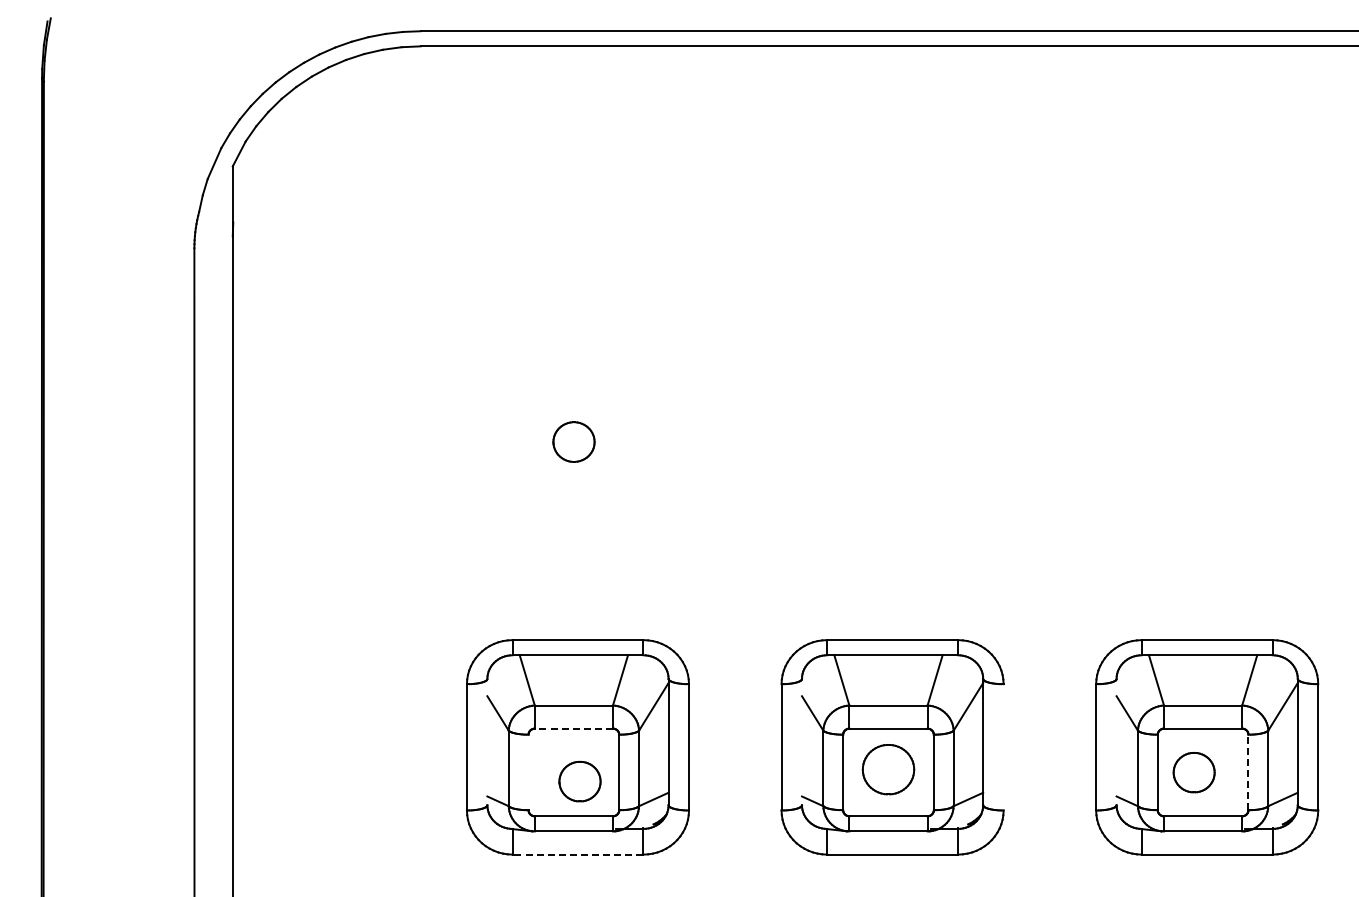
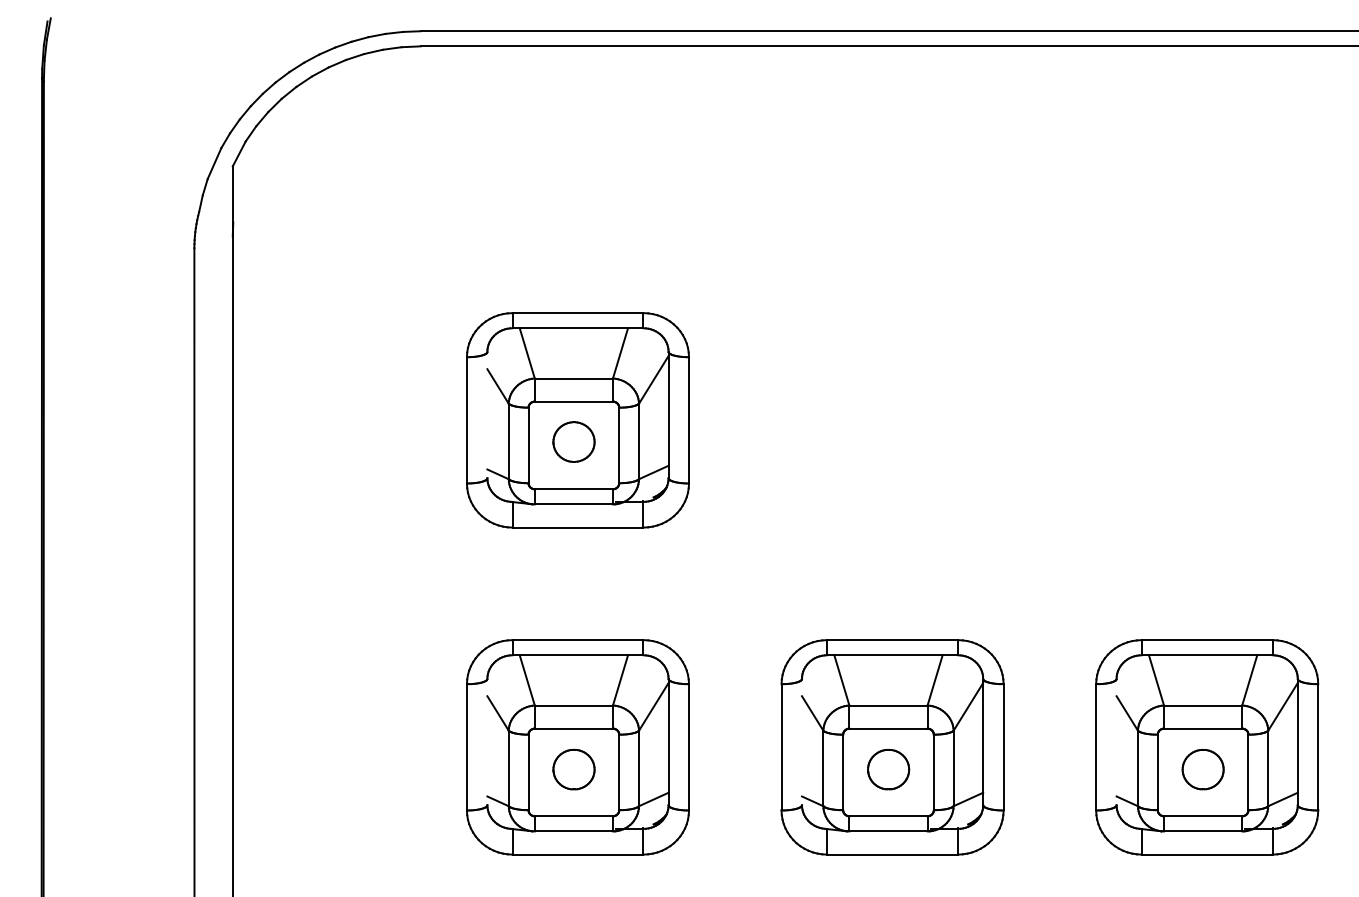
part: none -> present (577, 420)
line: dashed -> solid (573, 728)
line: none -> present (1003, 747)
part size: 55x52 px -> 44x43 px (888, 769)
line: none -> present (528, 772)
part position: (1193, 772) -> (1202, 769) (1202, 769)
line: dashed -> solid (1248, 772)
part position: (579, 781) -> (573, 769) (573, 769)
line: dashed -> solid (577, 854)
